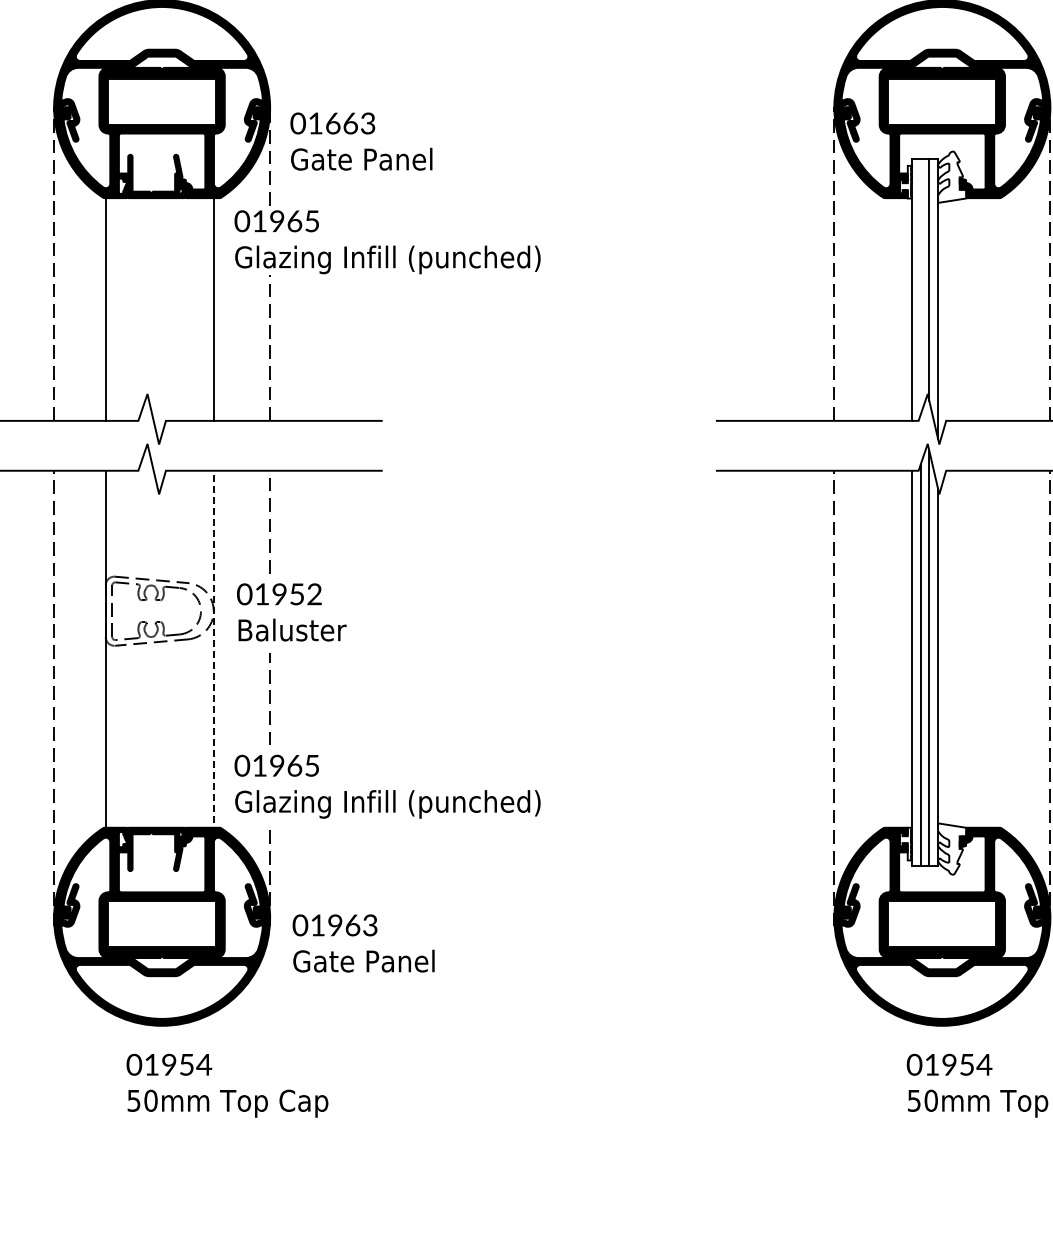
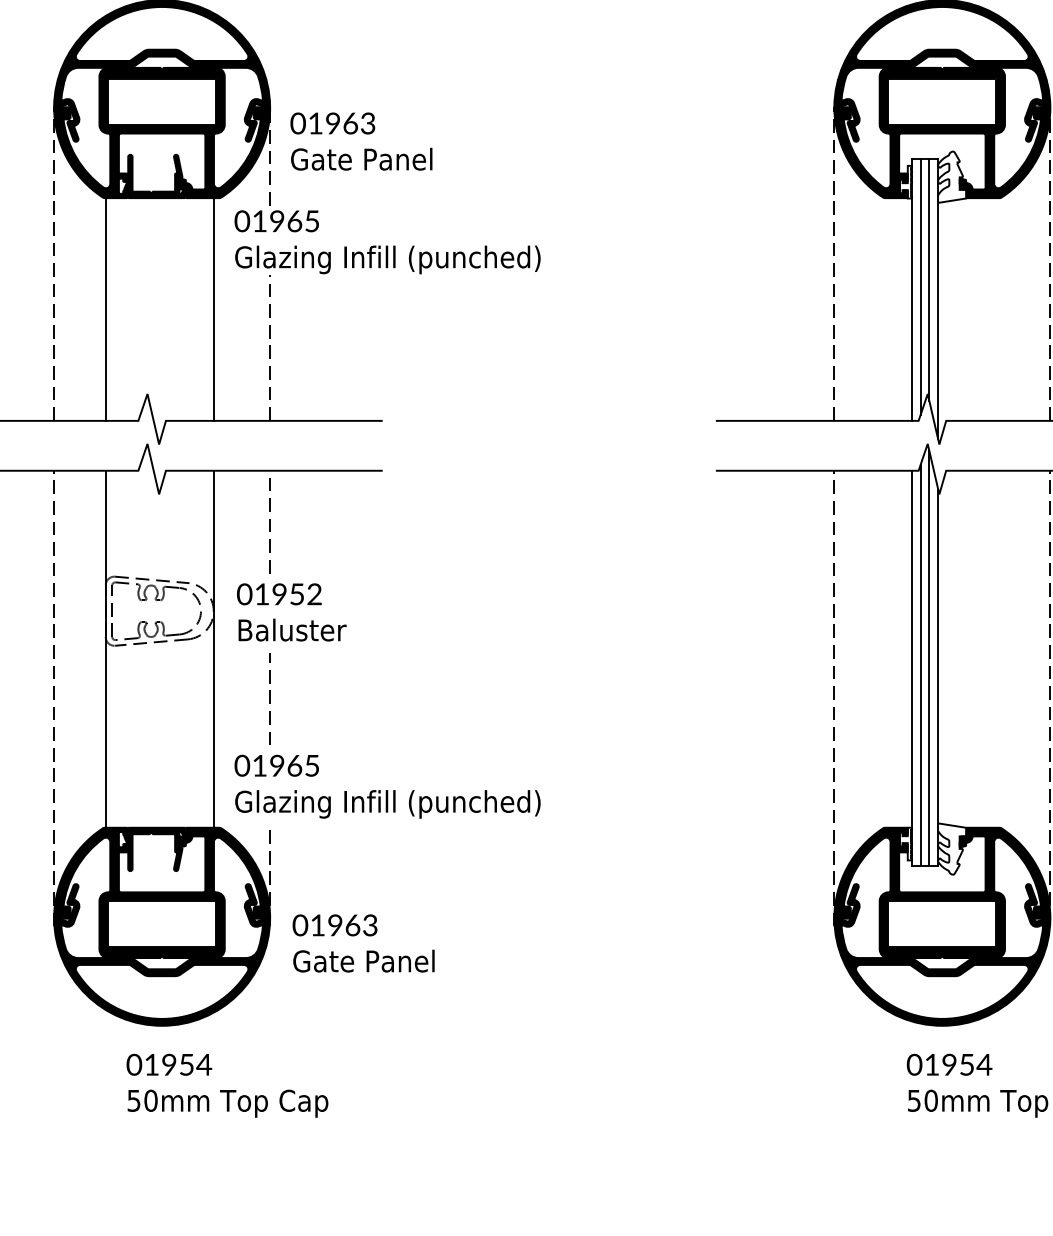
text: 01663 -> 01963 (333, 123)
line: none -> present (920, 286)
line: dashed -> solid (213, 652)
